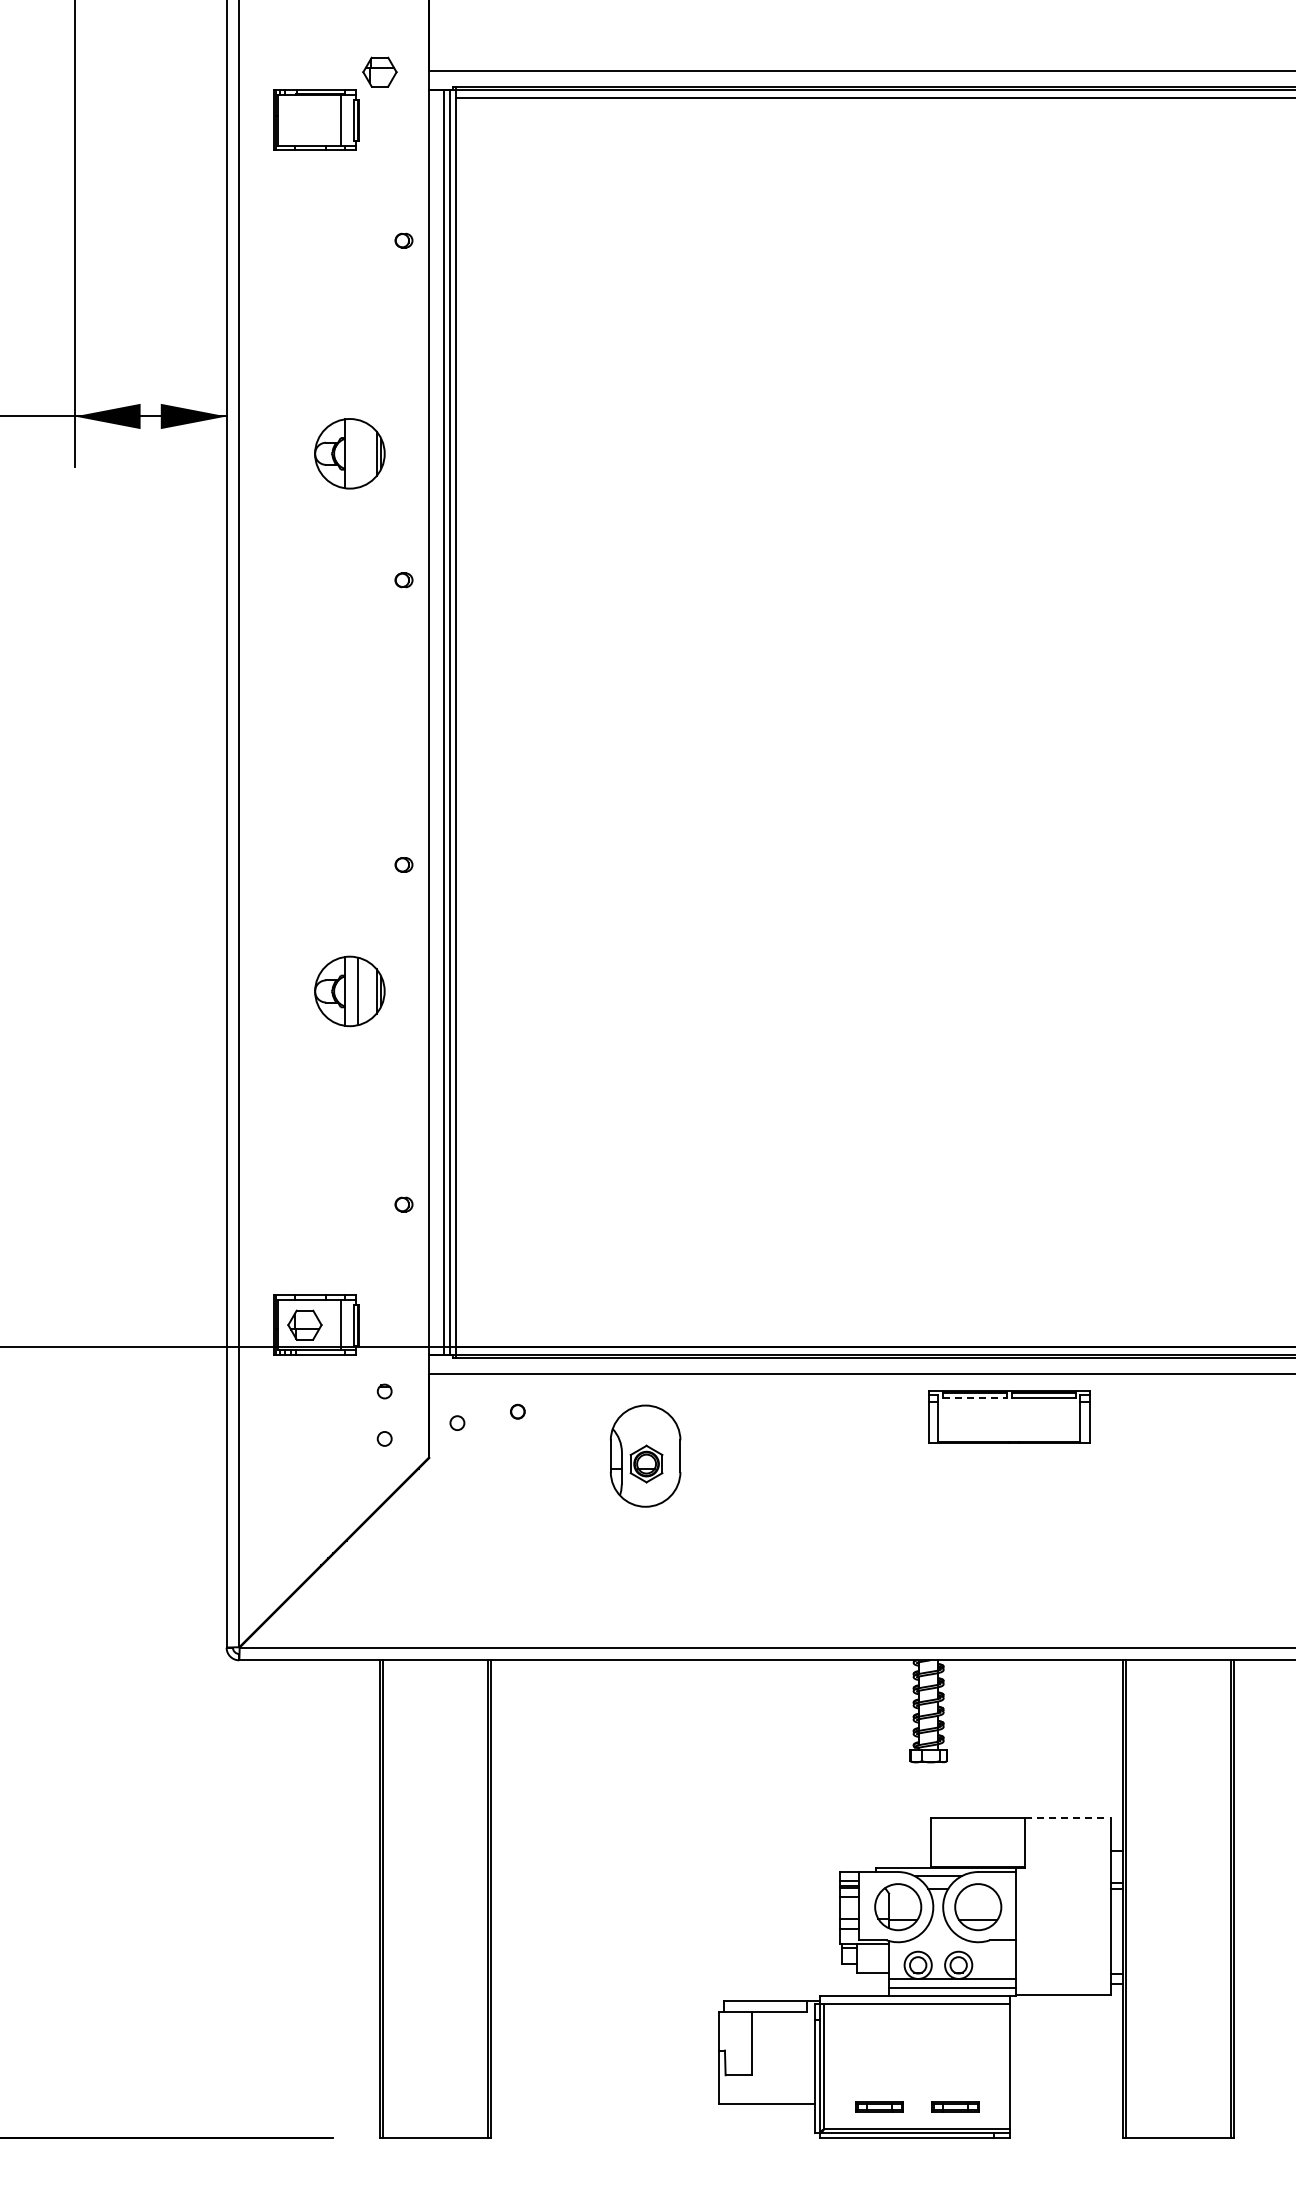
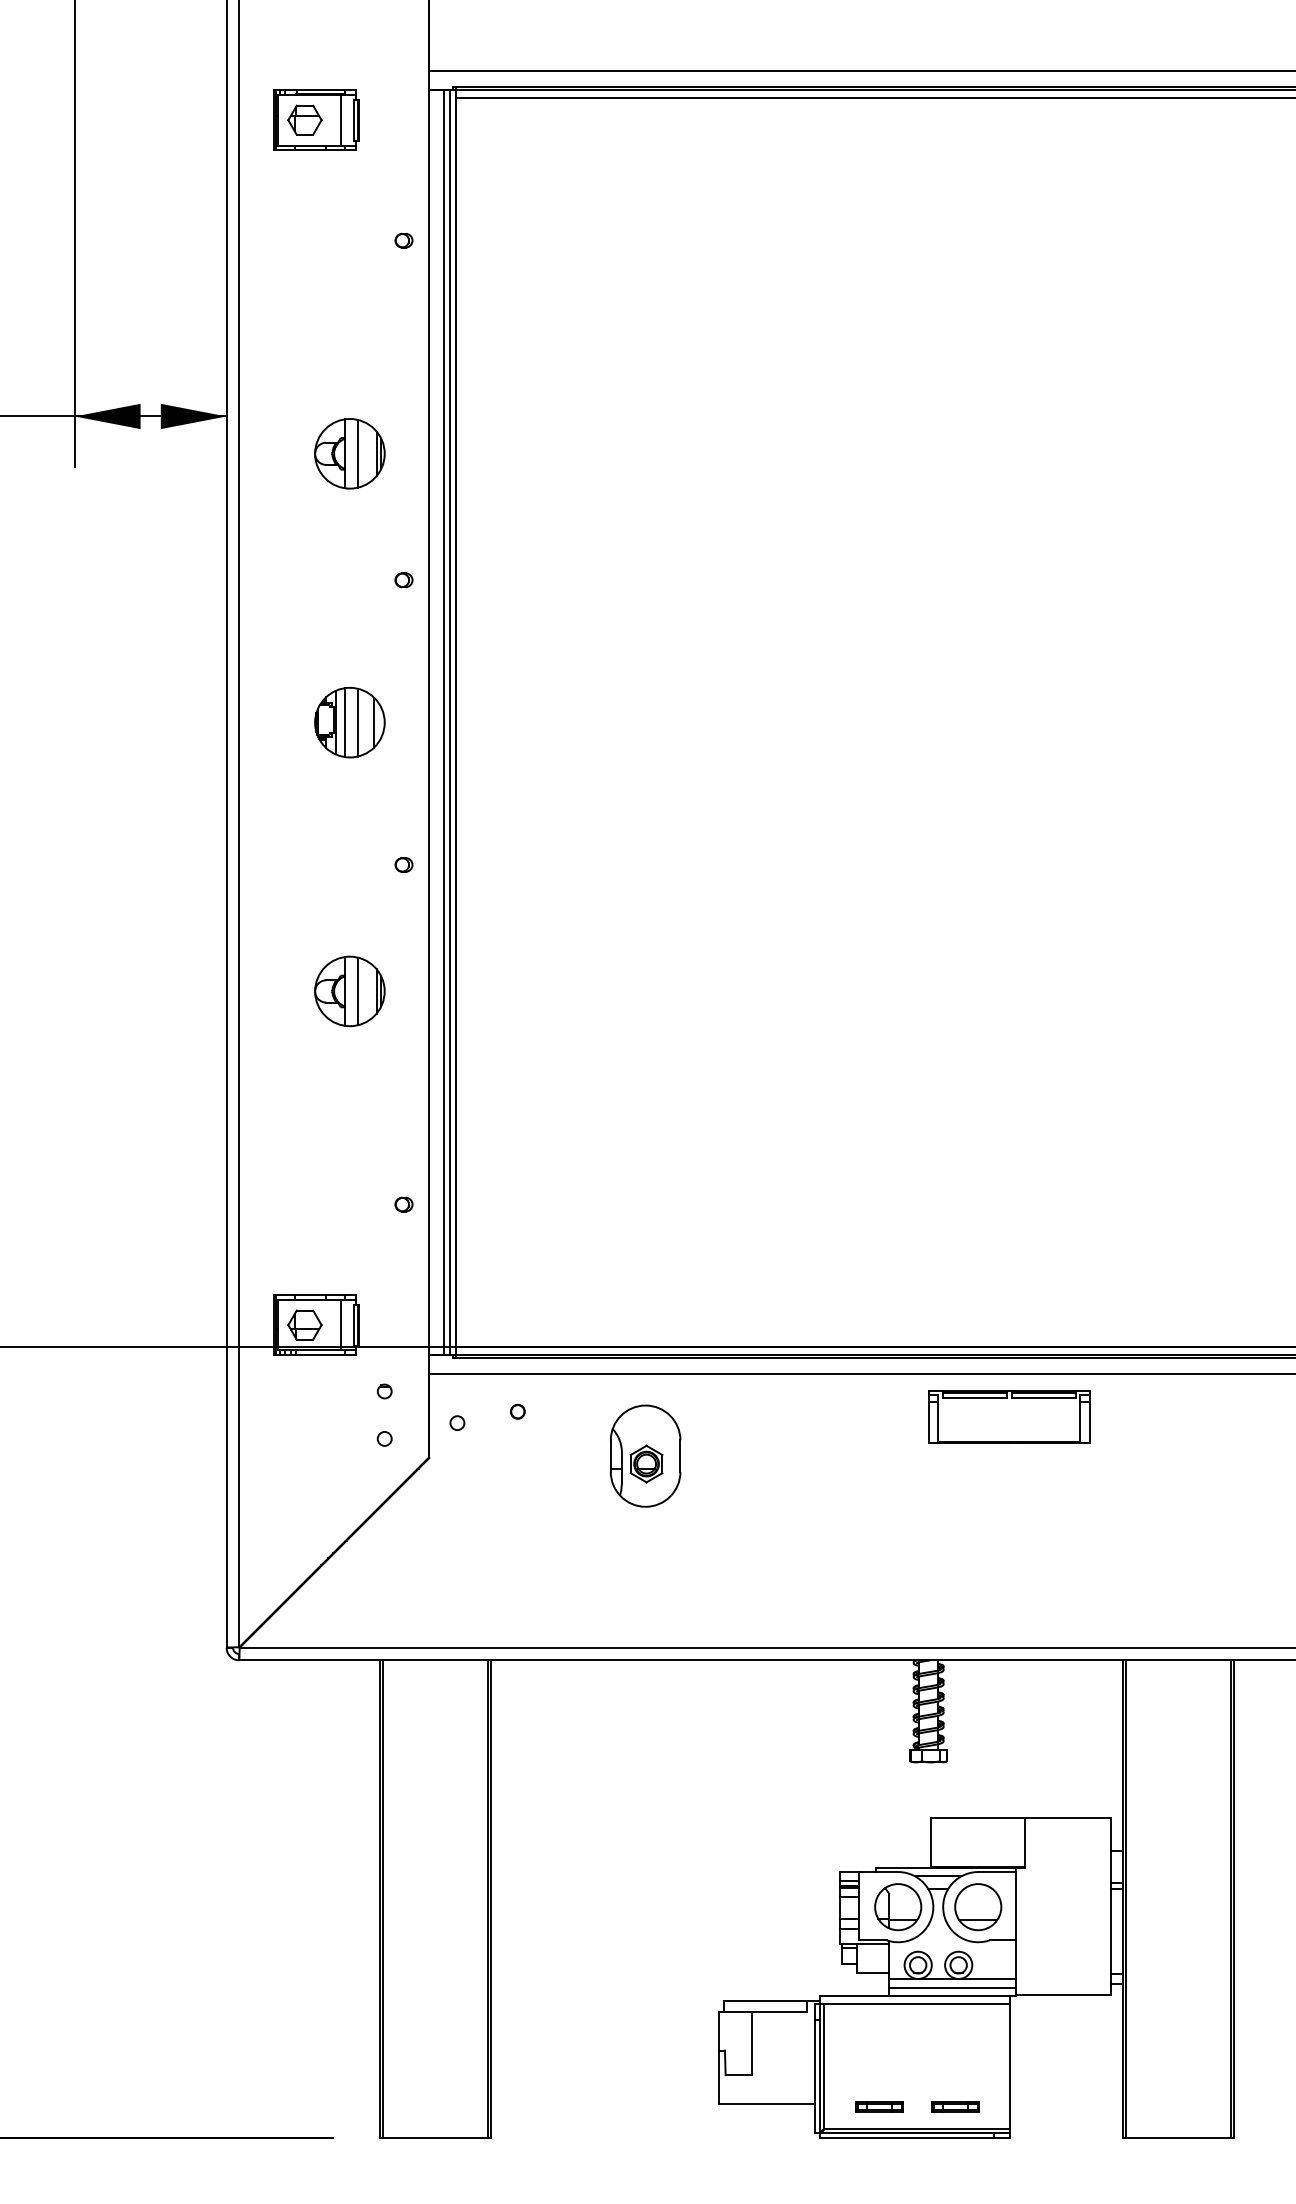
part position: (379, 71) -> (304, 119) (304, 119)
line: none -> present (357, 453)
part: none -> present (349, 722)
line: dashed -> solid (975, 1397)
line: dashed -> solid (1067, 1818)
